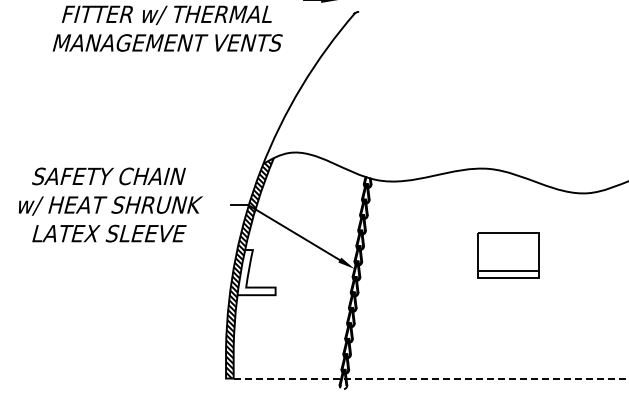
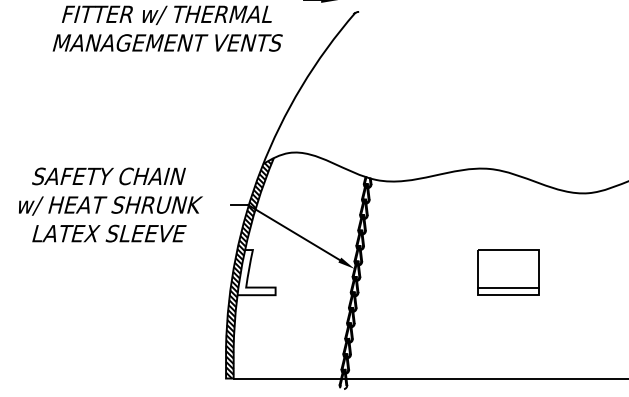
part position: (508, 255) -> (508, 272) (508, 272)
line: dashed -> solid (431, 378)
